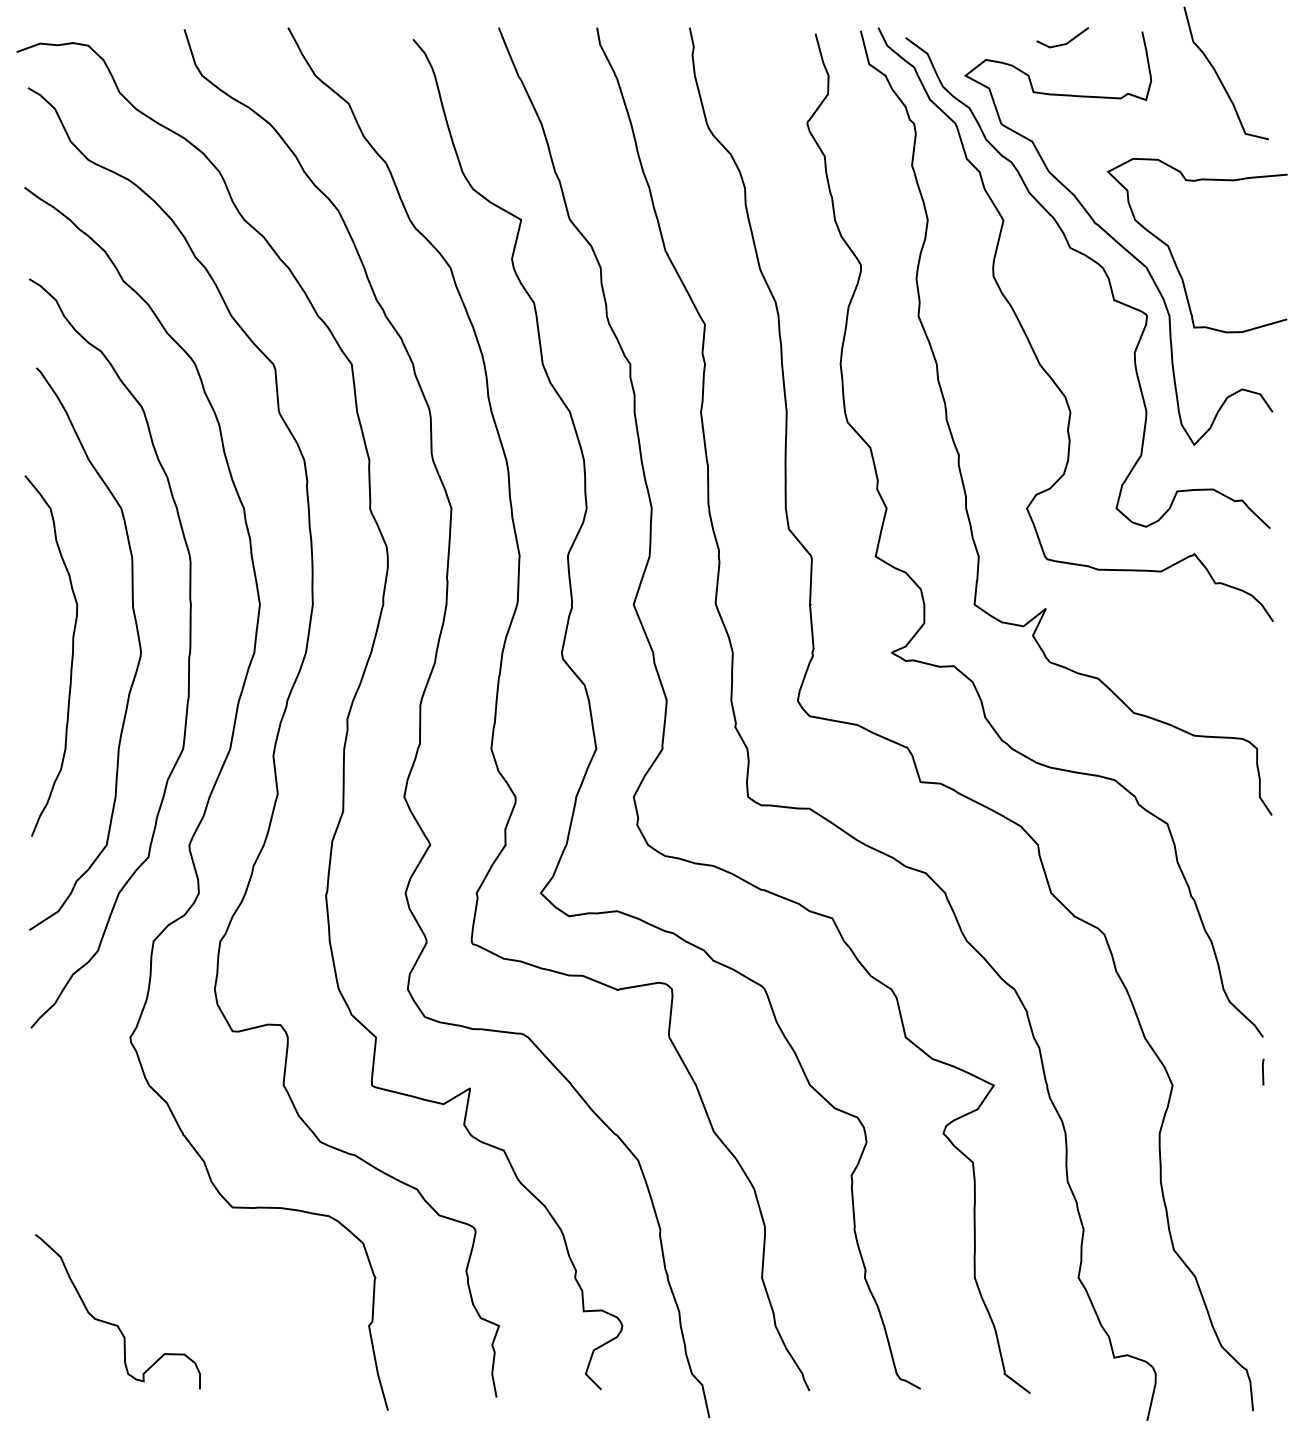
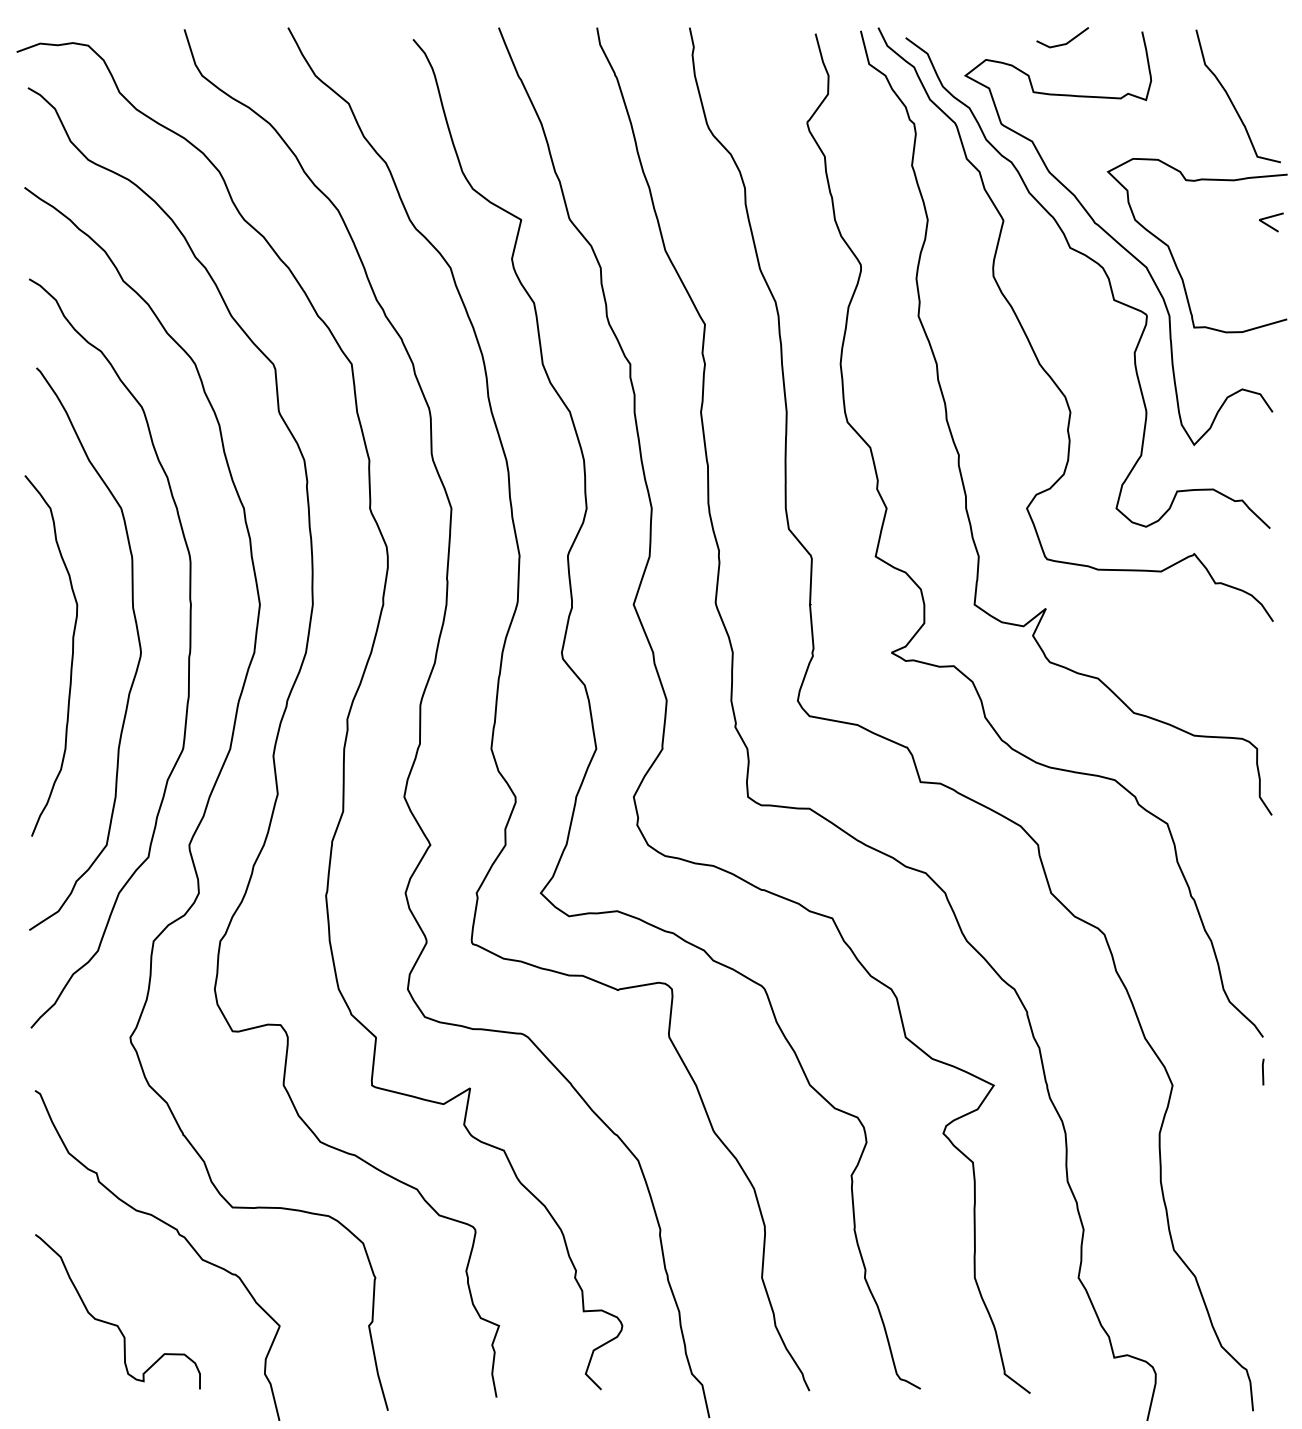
curve position: (1219, 76) -> (1231, 99) (1231, 99)
line: none -> present (1270, 225)
curve: none -> present (178, 1235)
